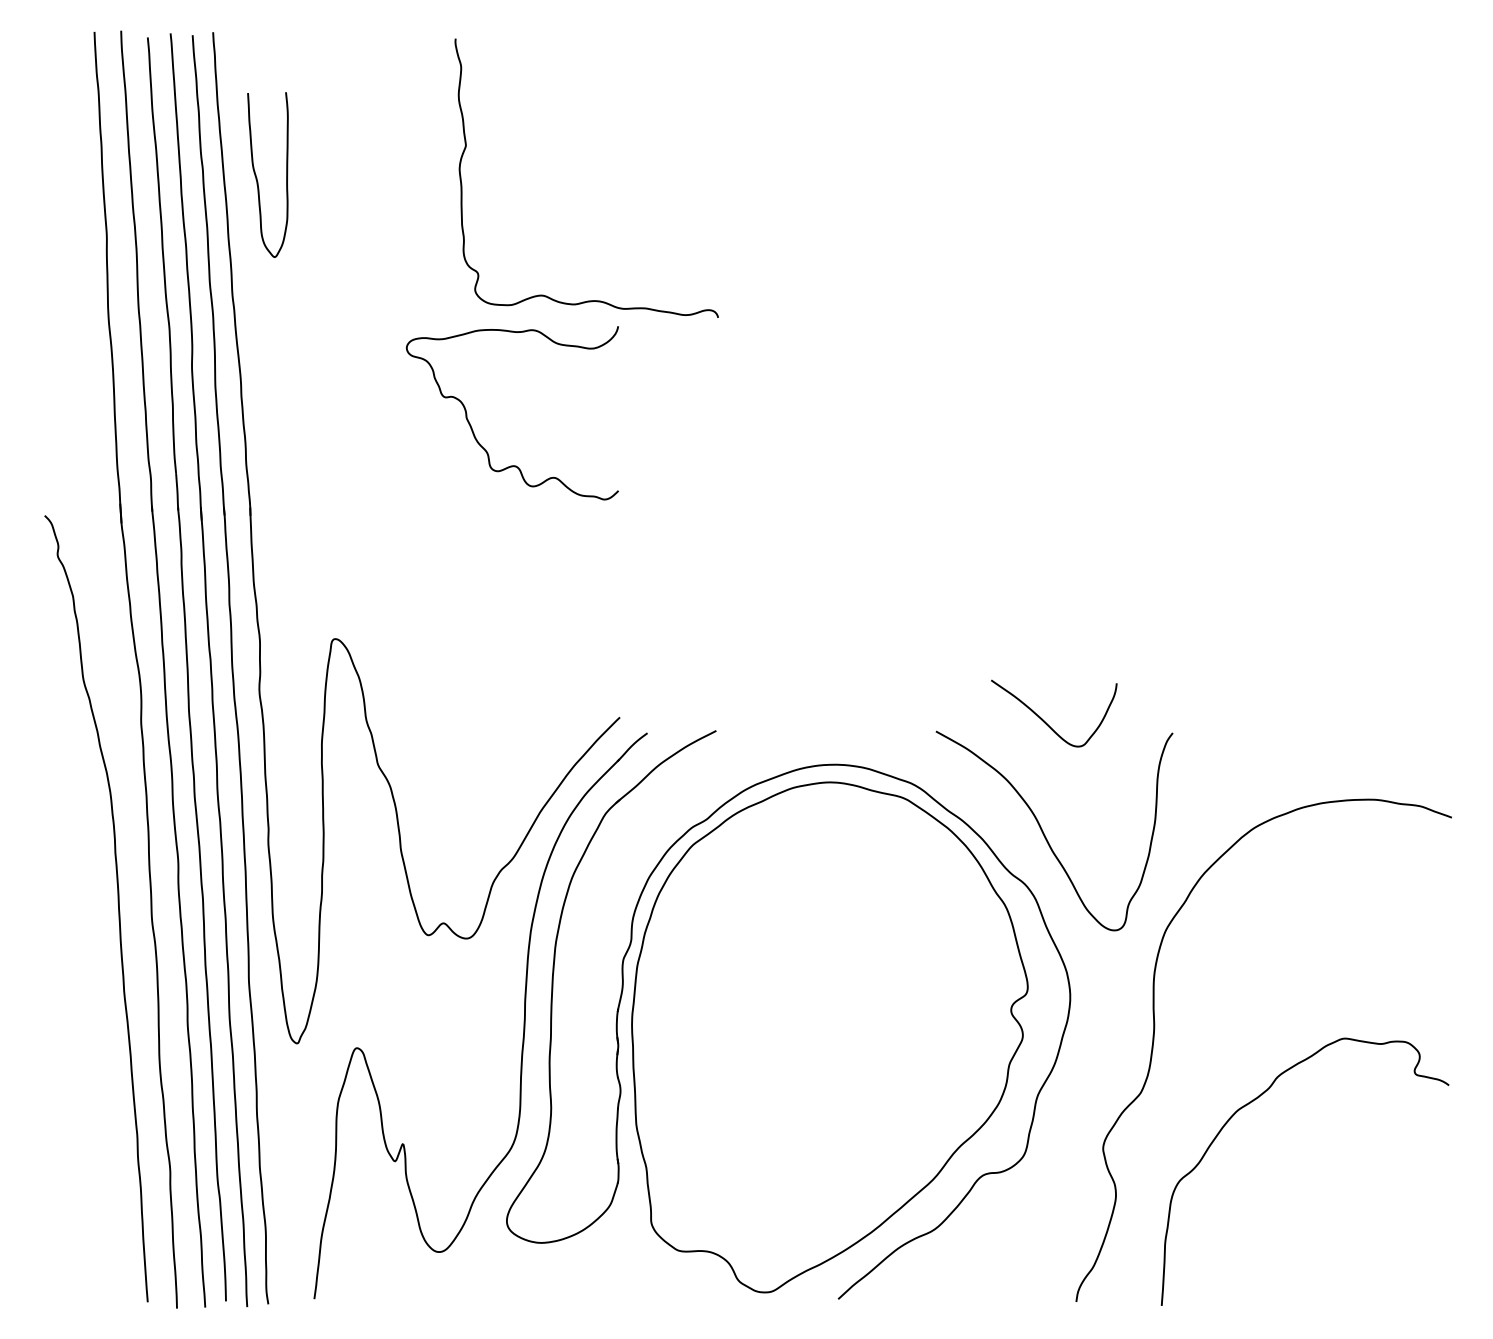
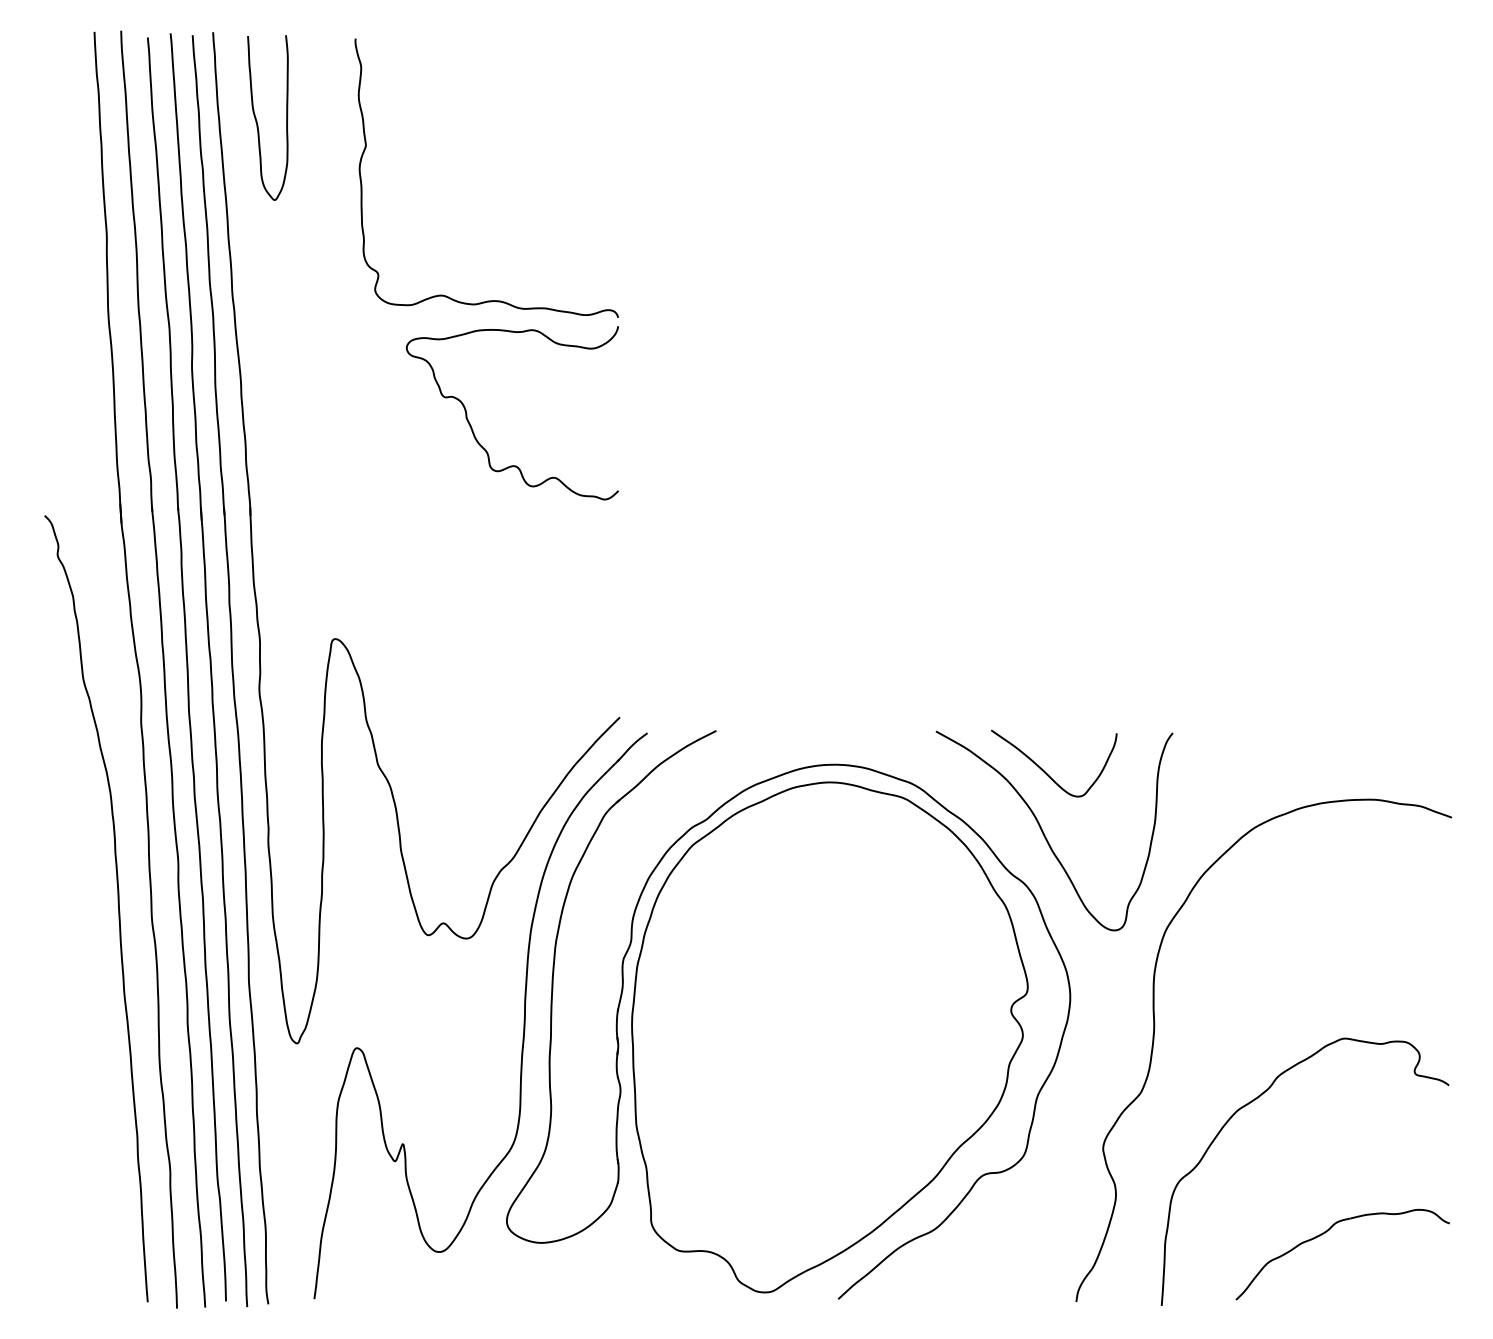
curve position: (257, 177) -> (257, 120) (257, 120)
curve position: (587, 300) -> (487, 300) (487, 300)
curve position: (1045, 721) -> (1045, 771) (1045, 771)
part: none -> present (1328, 1231)
